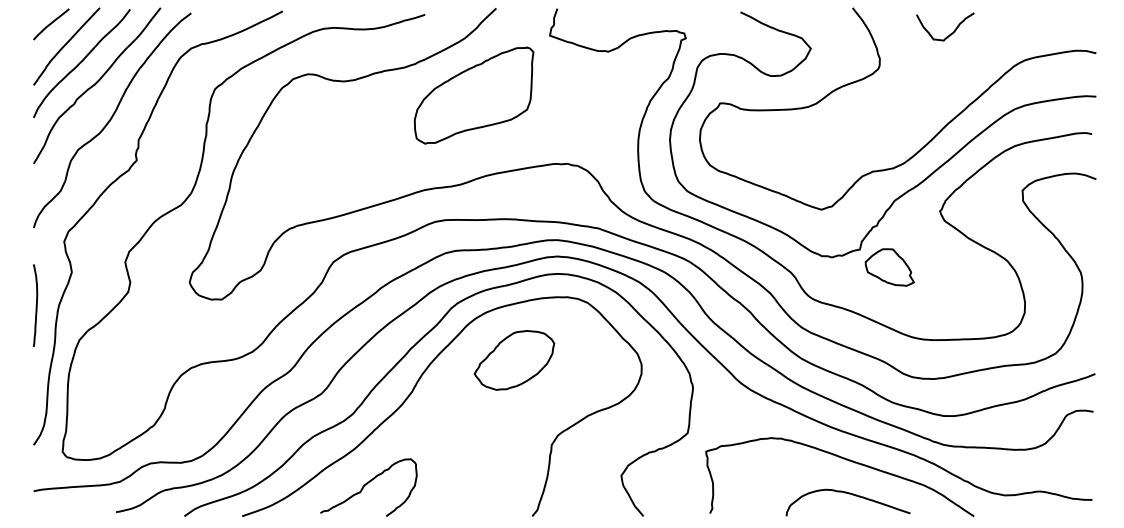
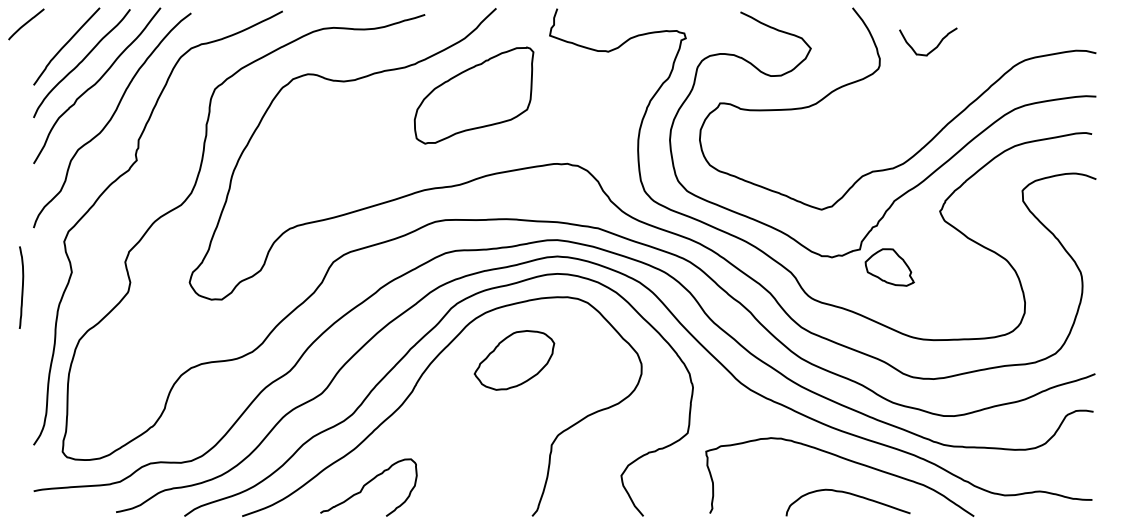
curve position: (51, 24) -> (26, 24) (26, 24)
curve position: (951, 32) -> (934, 47) (934, 47)
curve position: (35, 305) -> (21, 287) (21, 287)
